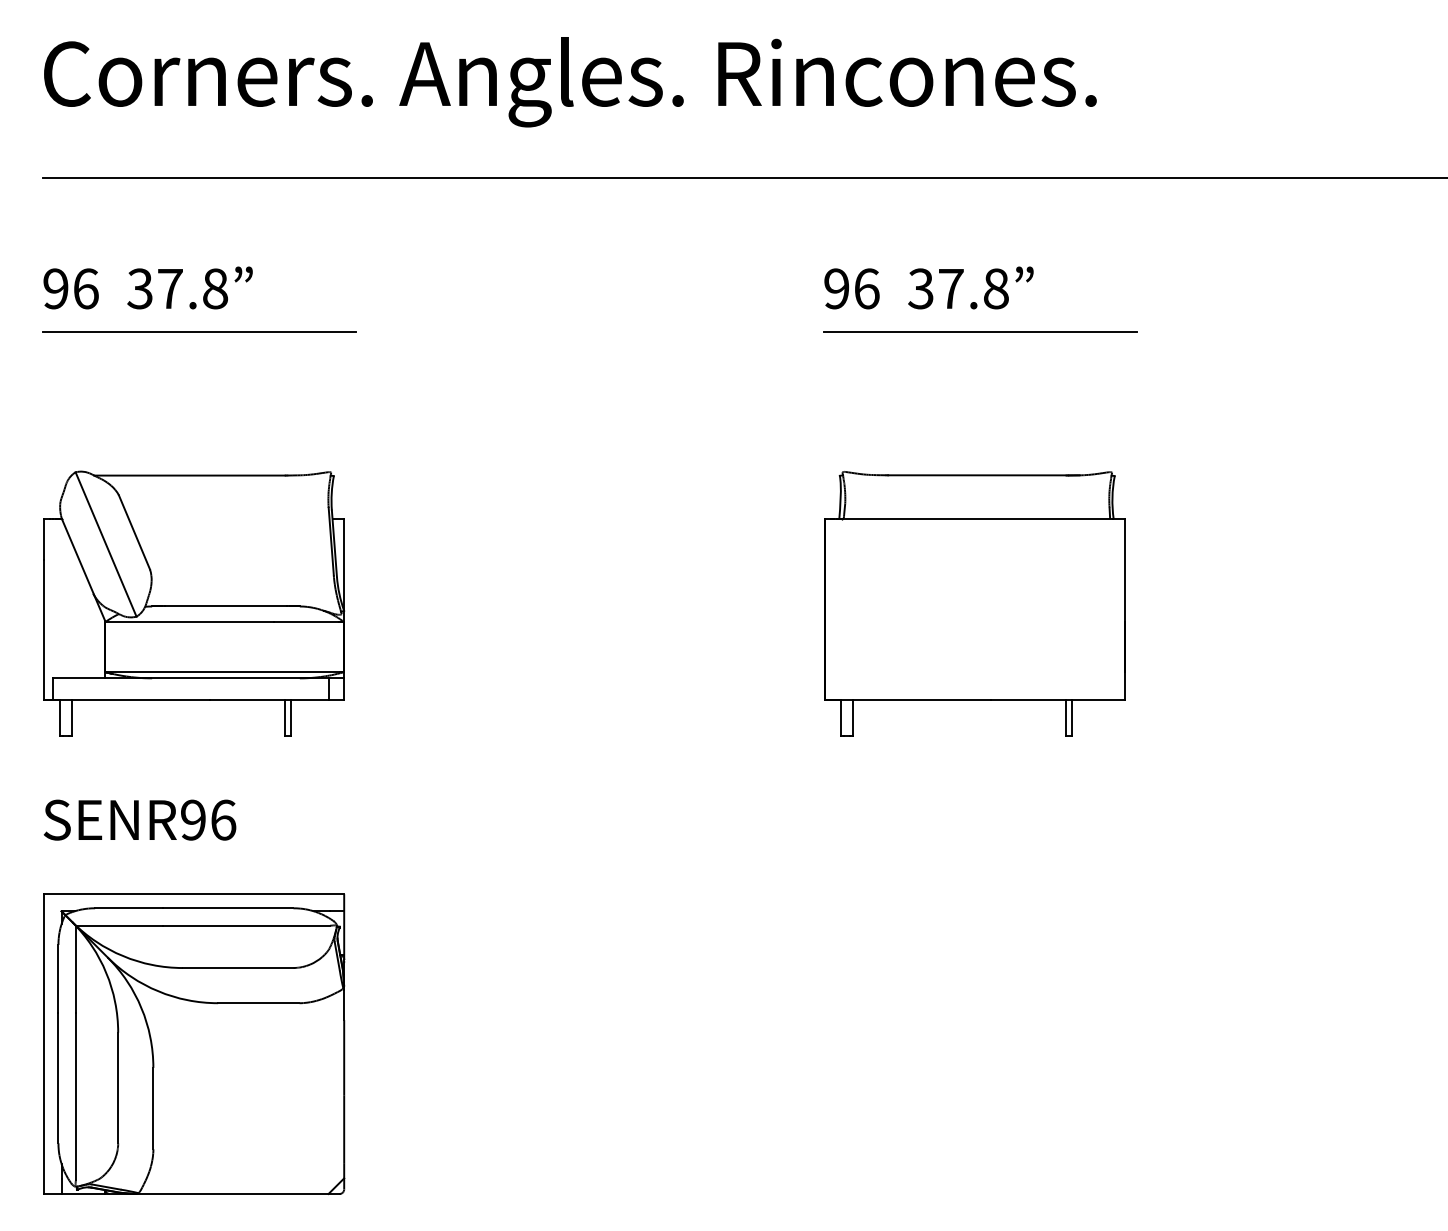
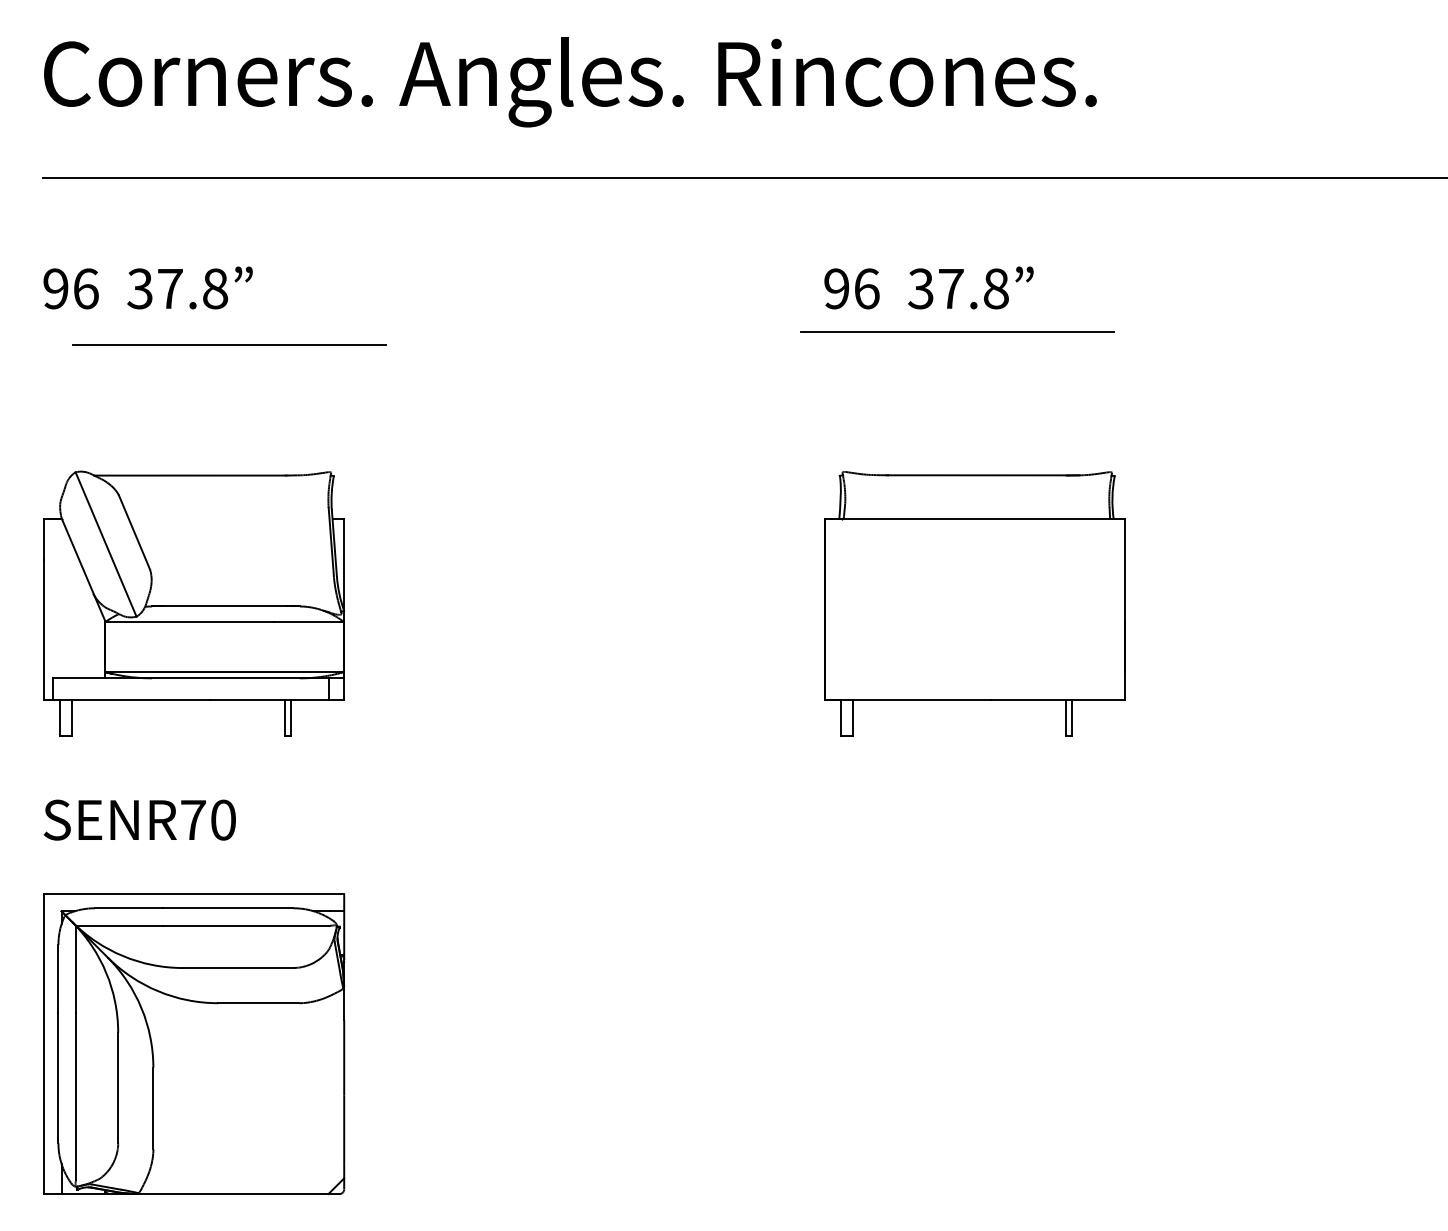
line position: (199, 331) -> (229, 344) (229, 344)
line position: (980, 331) -> (957, 331) (957, 331)
text: SENR96 -> SENR70 (208, 819)
